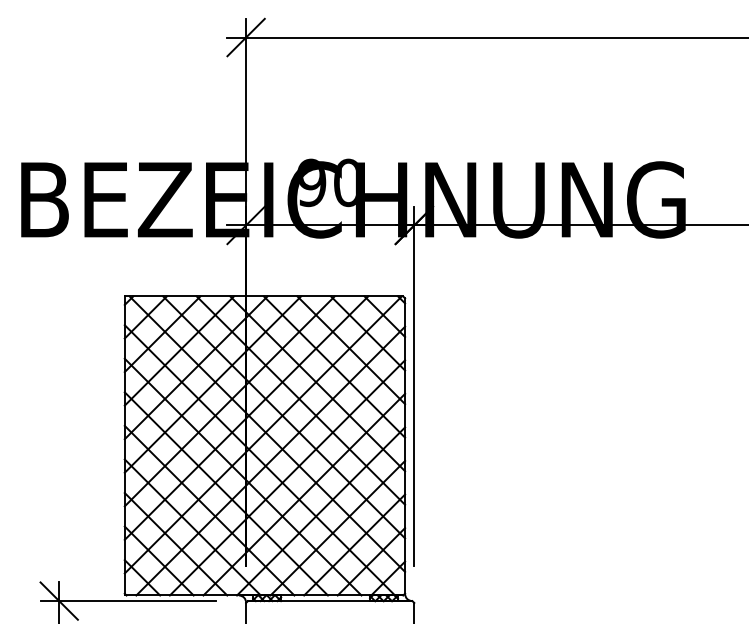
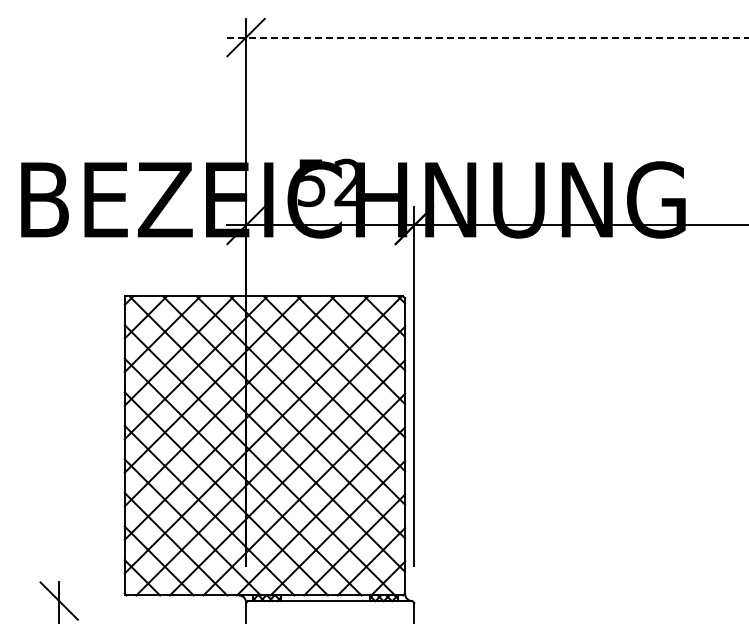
line: solid -> dashed (488, 37)
text: 90 -> 52 (327, 182)
line: present -> none (127, 601)
